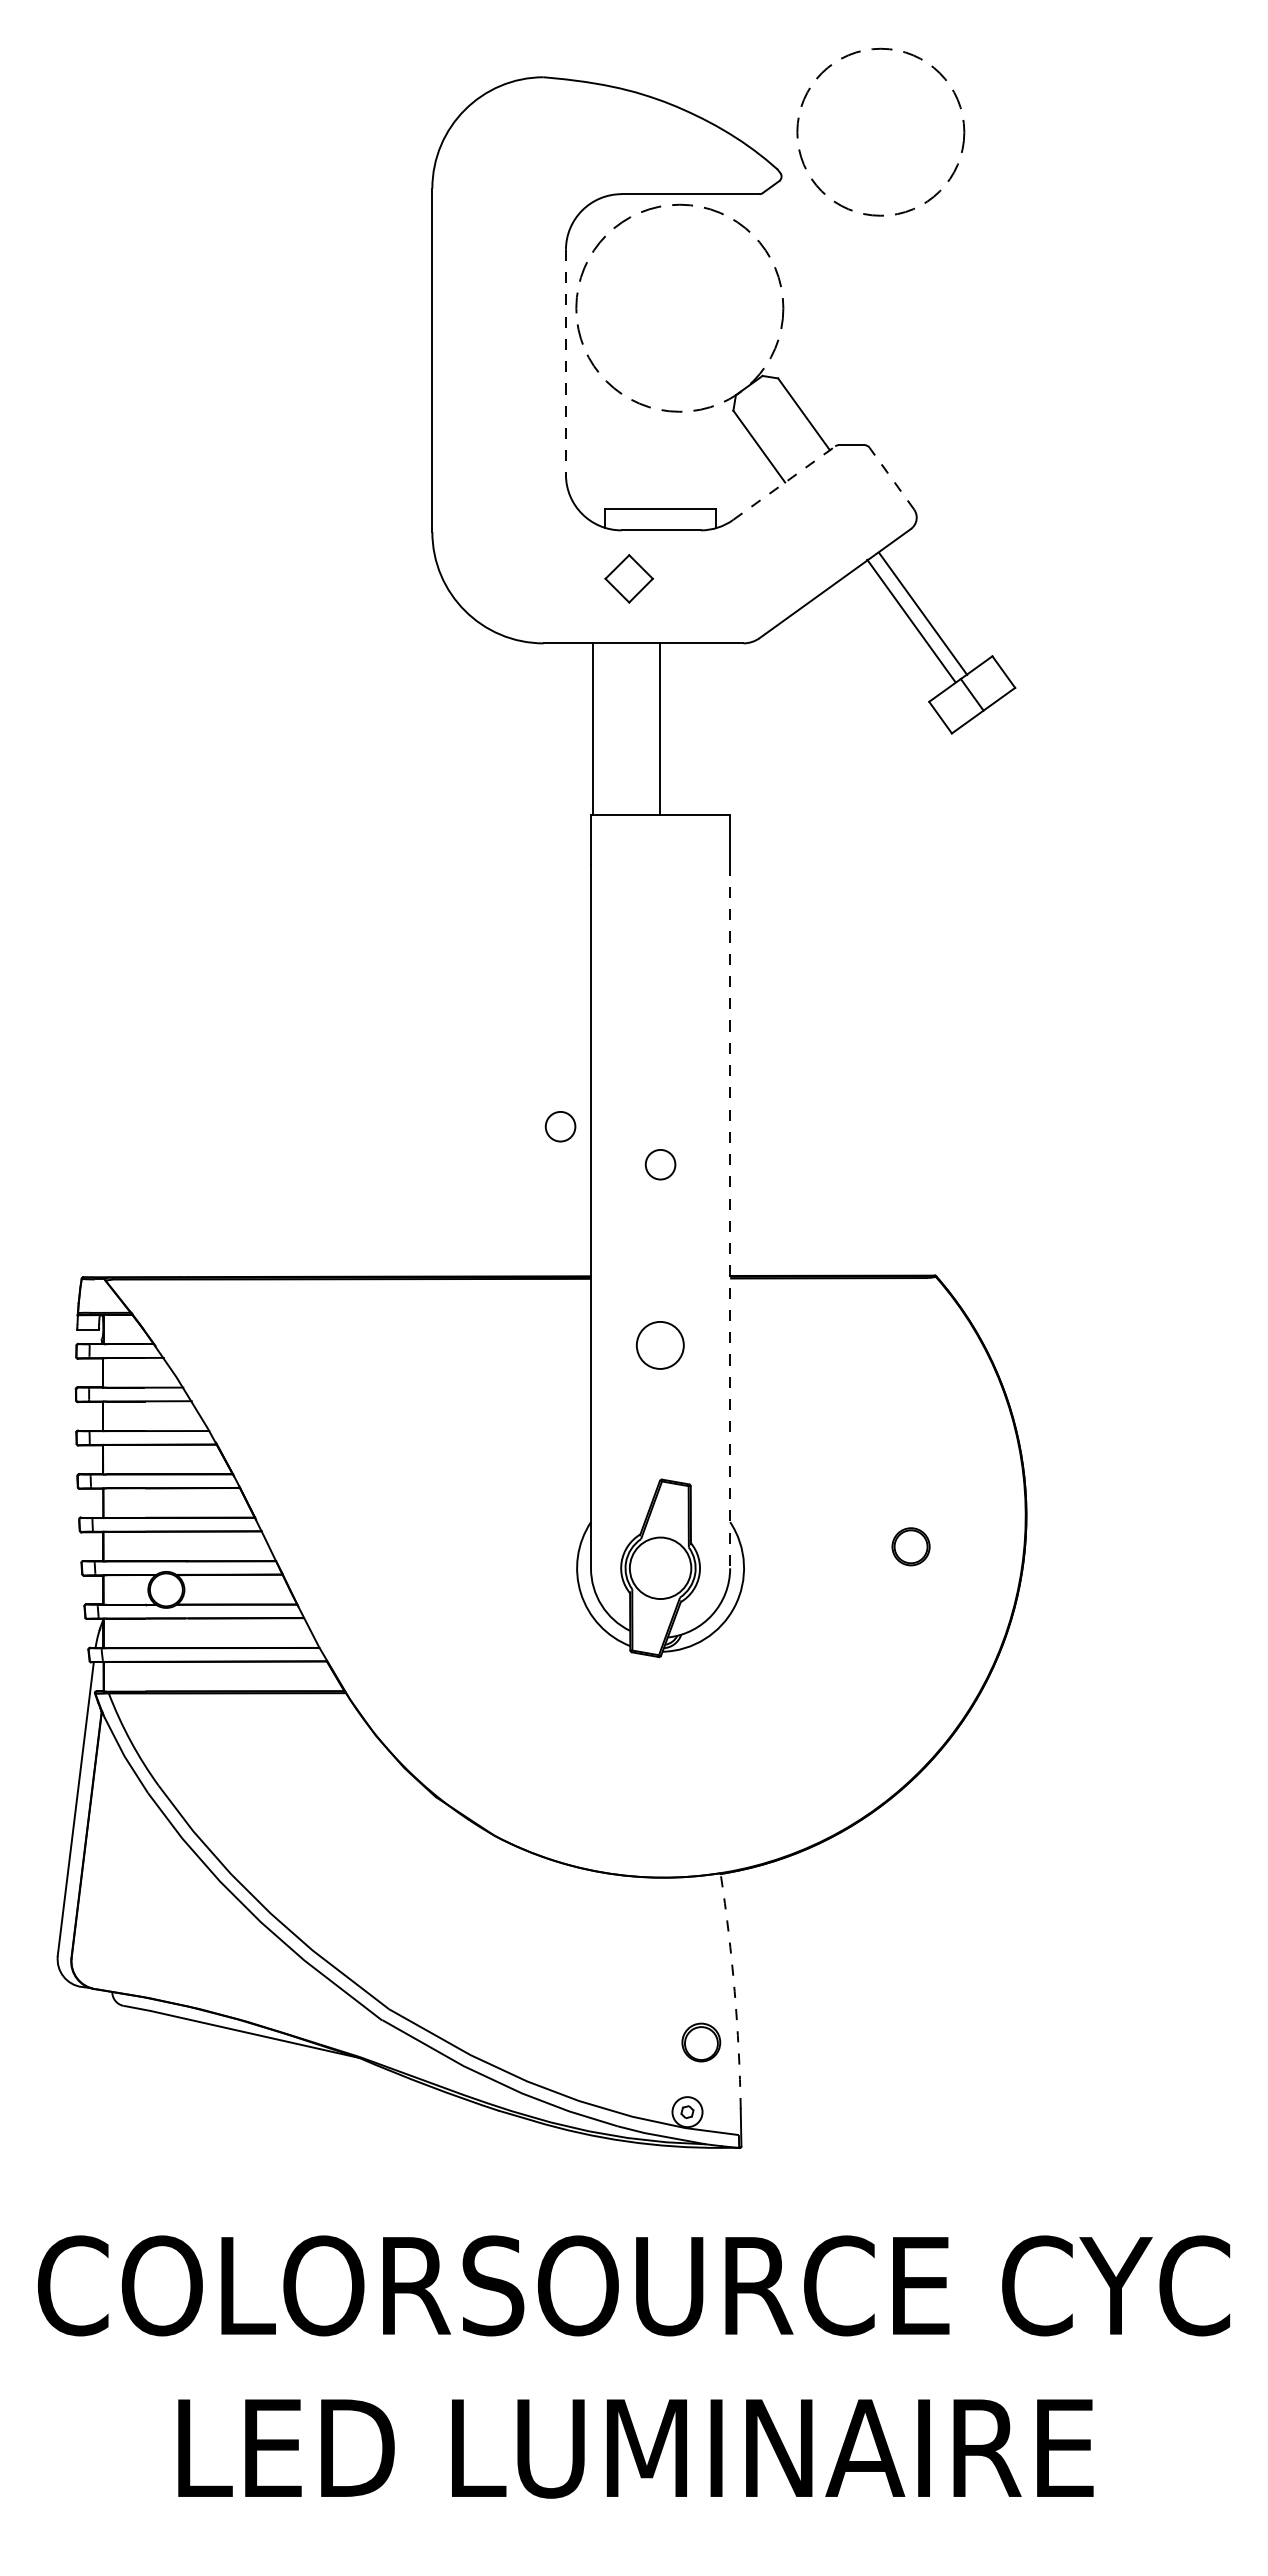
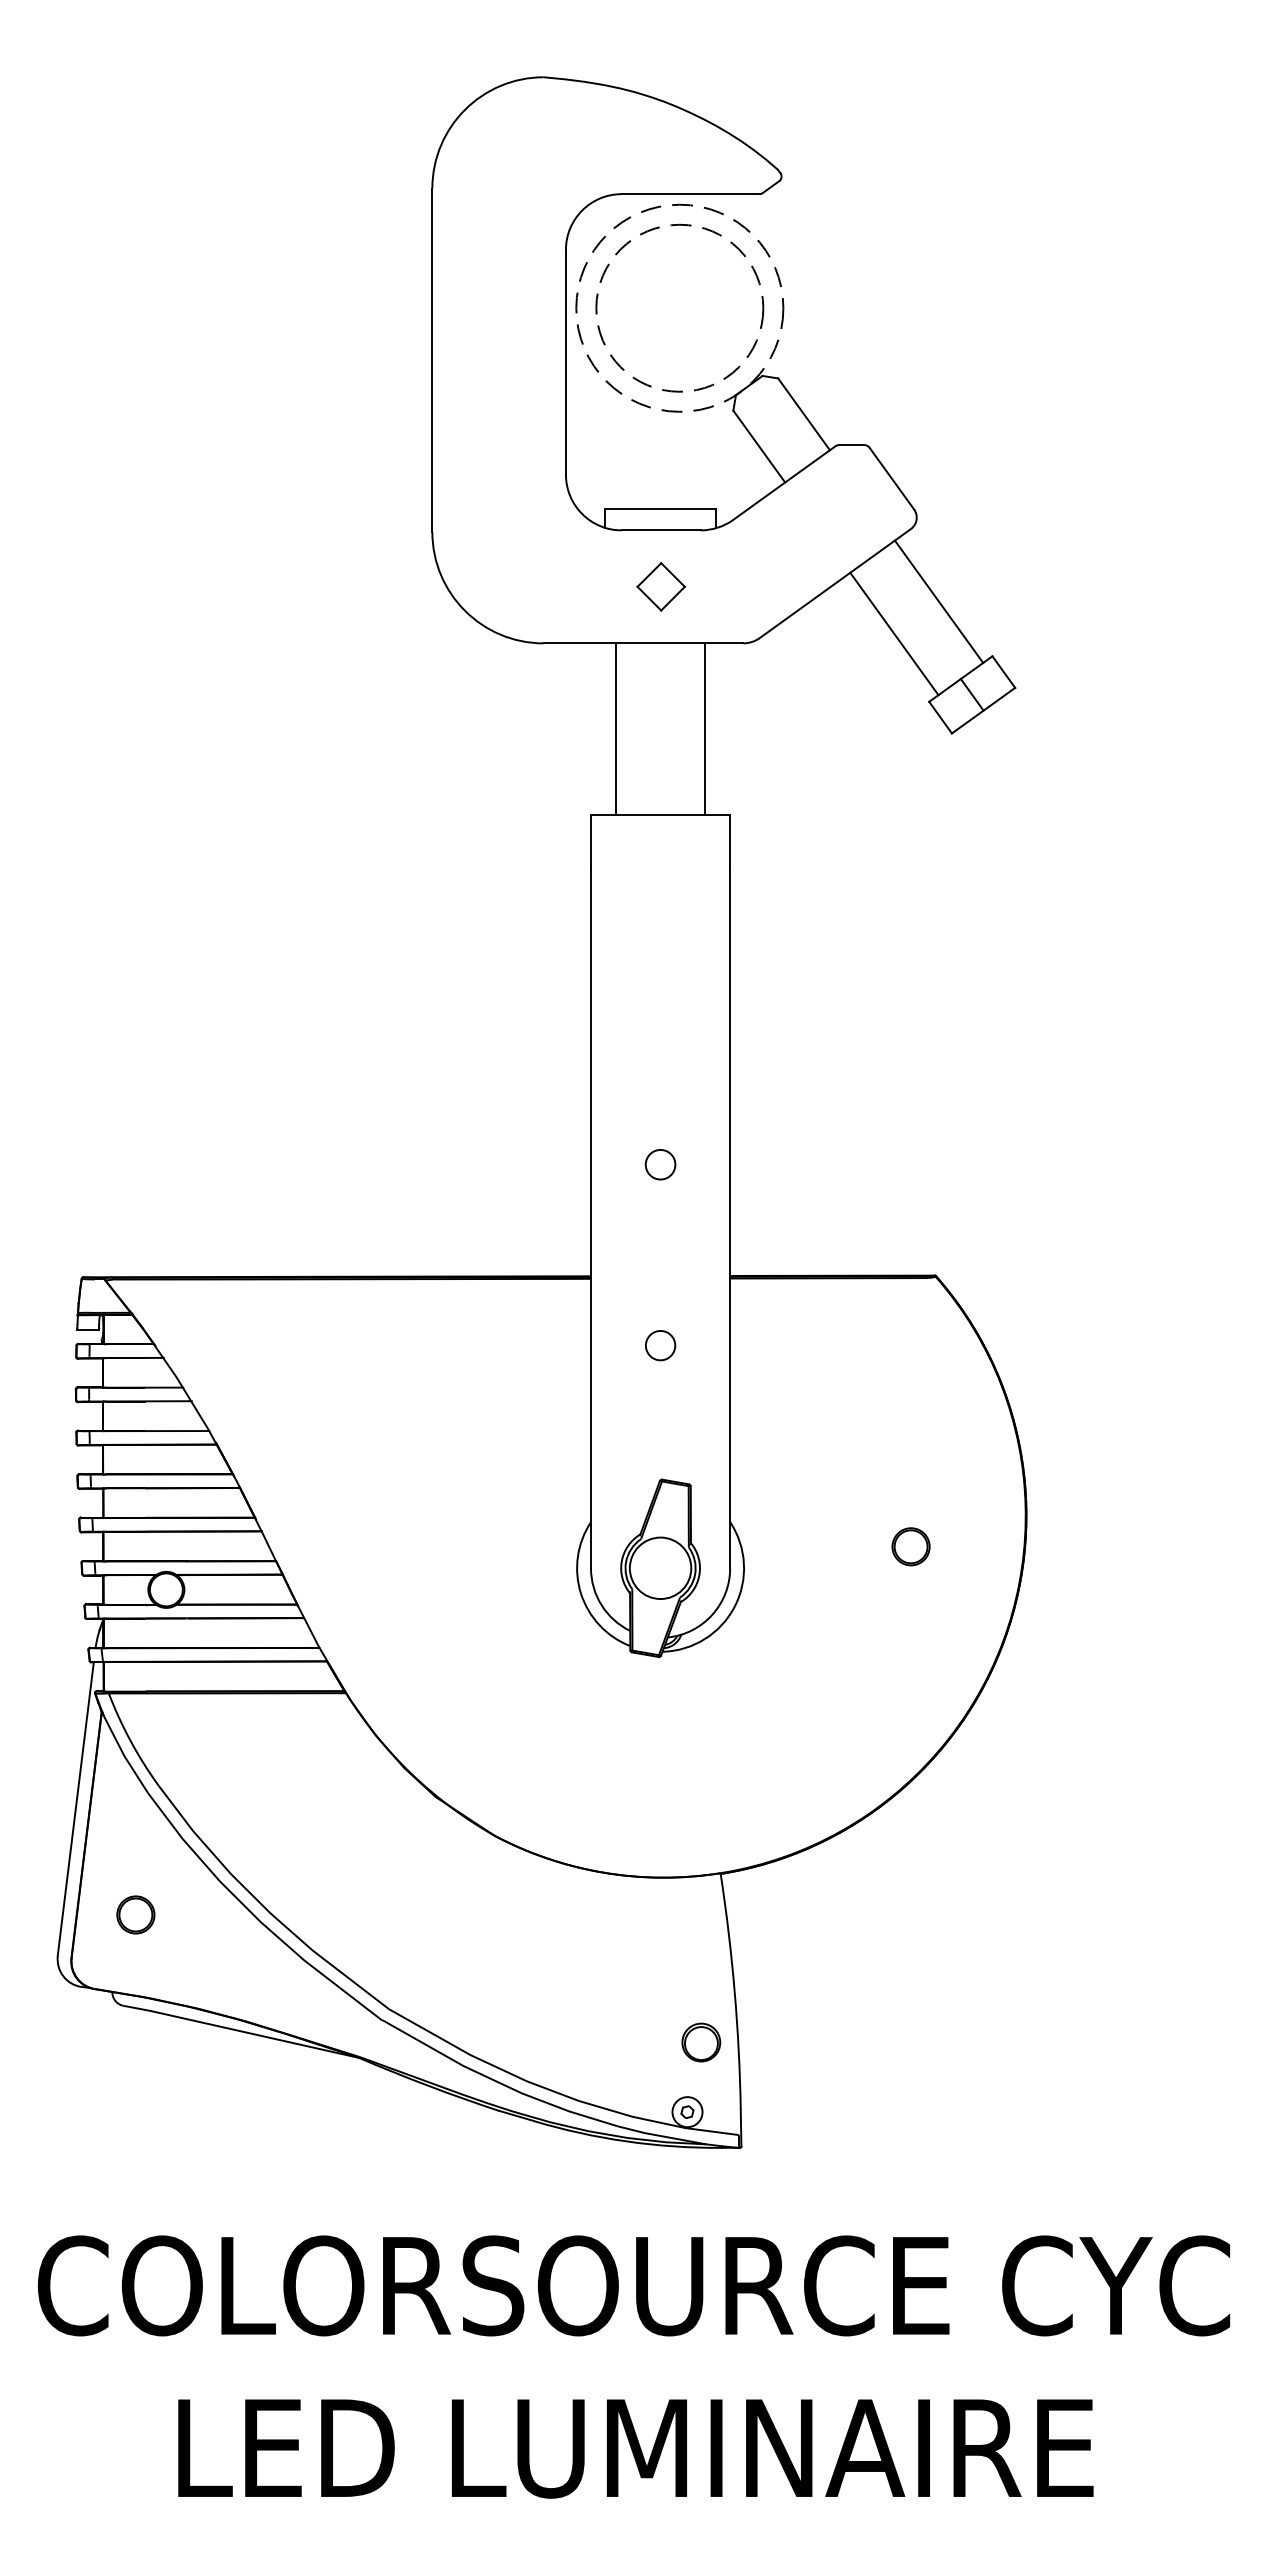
circle position: (880, 131) -> (679, 307) (679, 307)
line: dashed -> solid (565, 362)
line: dashed -> solid (891, 478)
line: dashed -> solid (784, 483)
part position: (628, 578) -> (660, 586) (660, 586)
line position: (922, 613) -> (938, 601) (938, 601)
line position: (911, 620) -> (894, 633) (894, 633)
line position: (593, 728) -> (616, 728) (616, 728)
line position: (660, 728) -> (705, 728) (705, 728)
circle: present -> none (560, 1126)
line: dashed -> solid (730, 1216)
circle size: 50x49 px -> 32x32 px (660, 1345)
part: none -> present (135, 1914)
arc: dashed -> solid (734, 1991)
